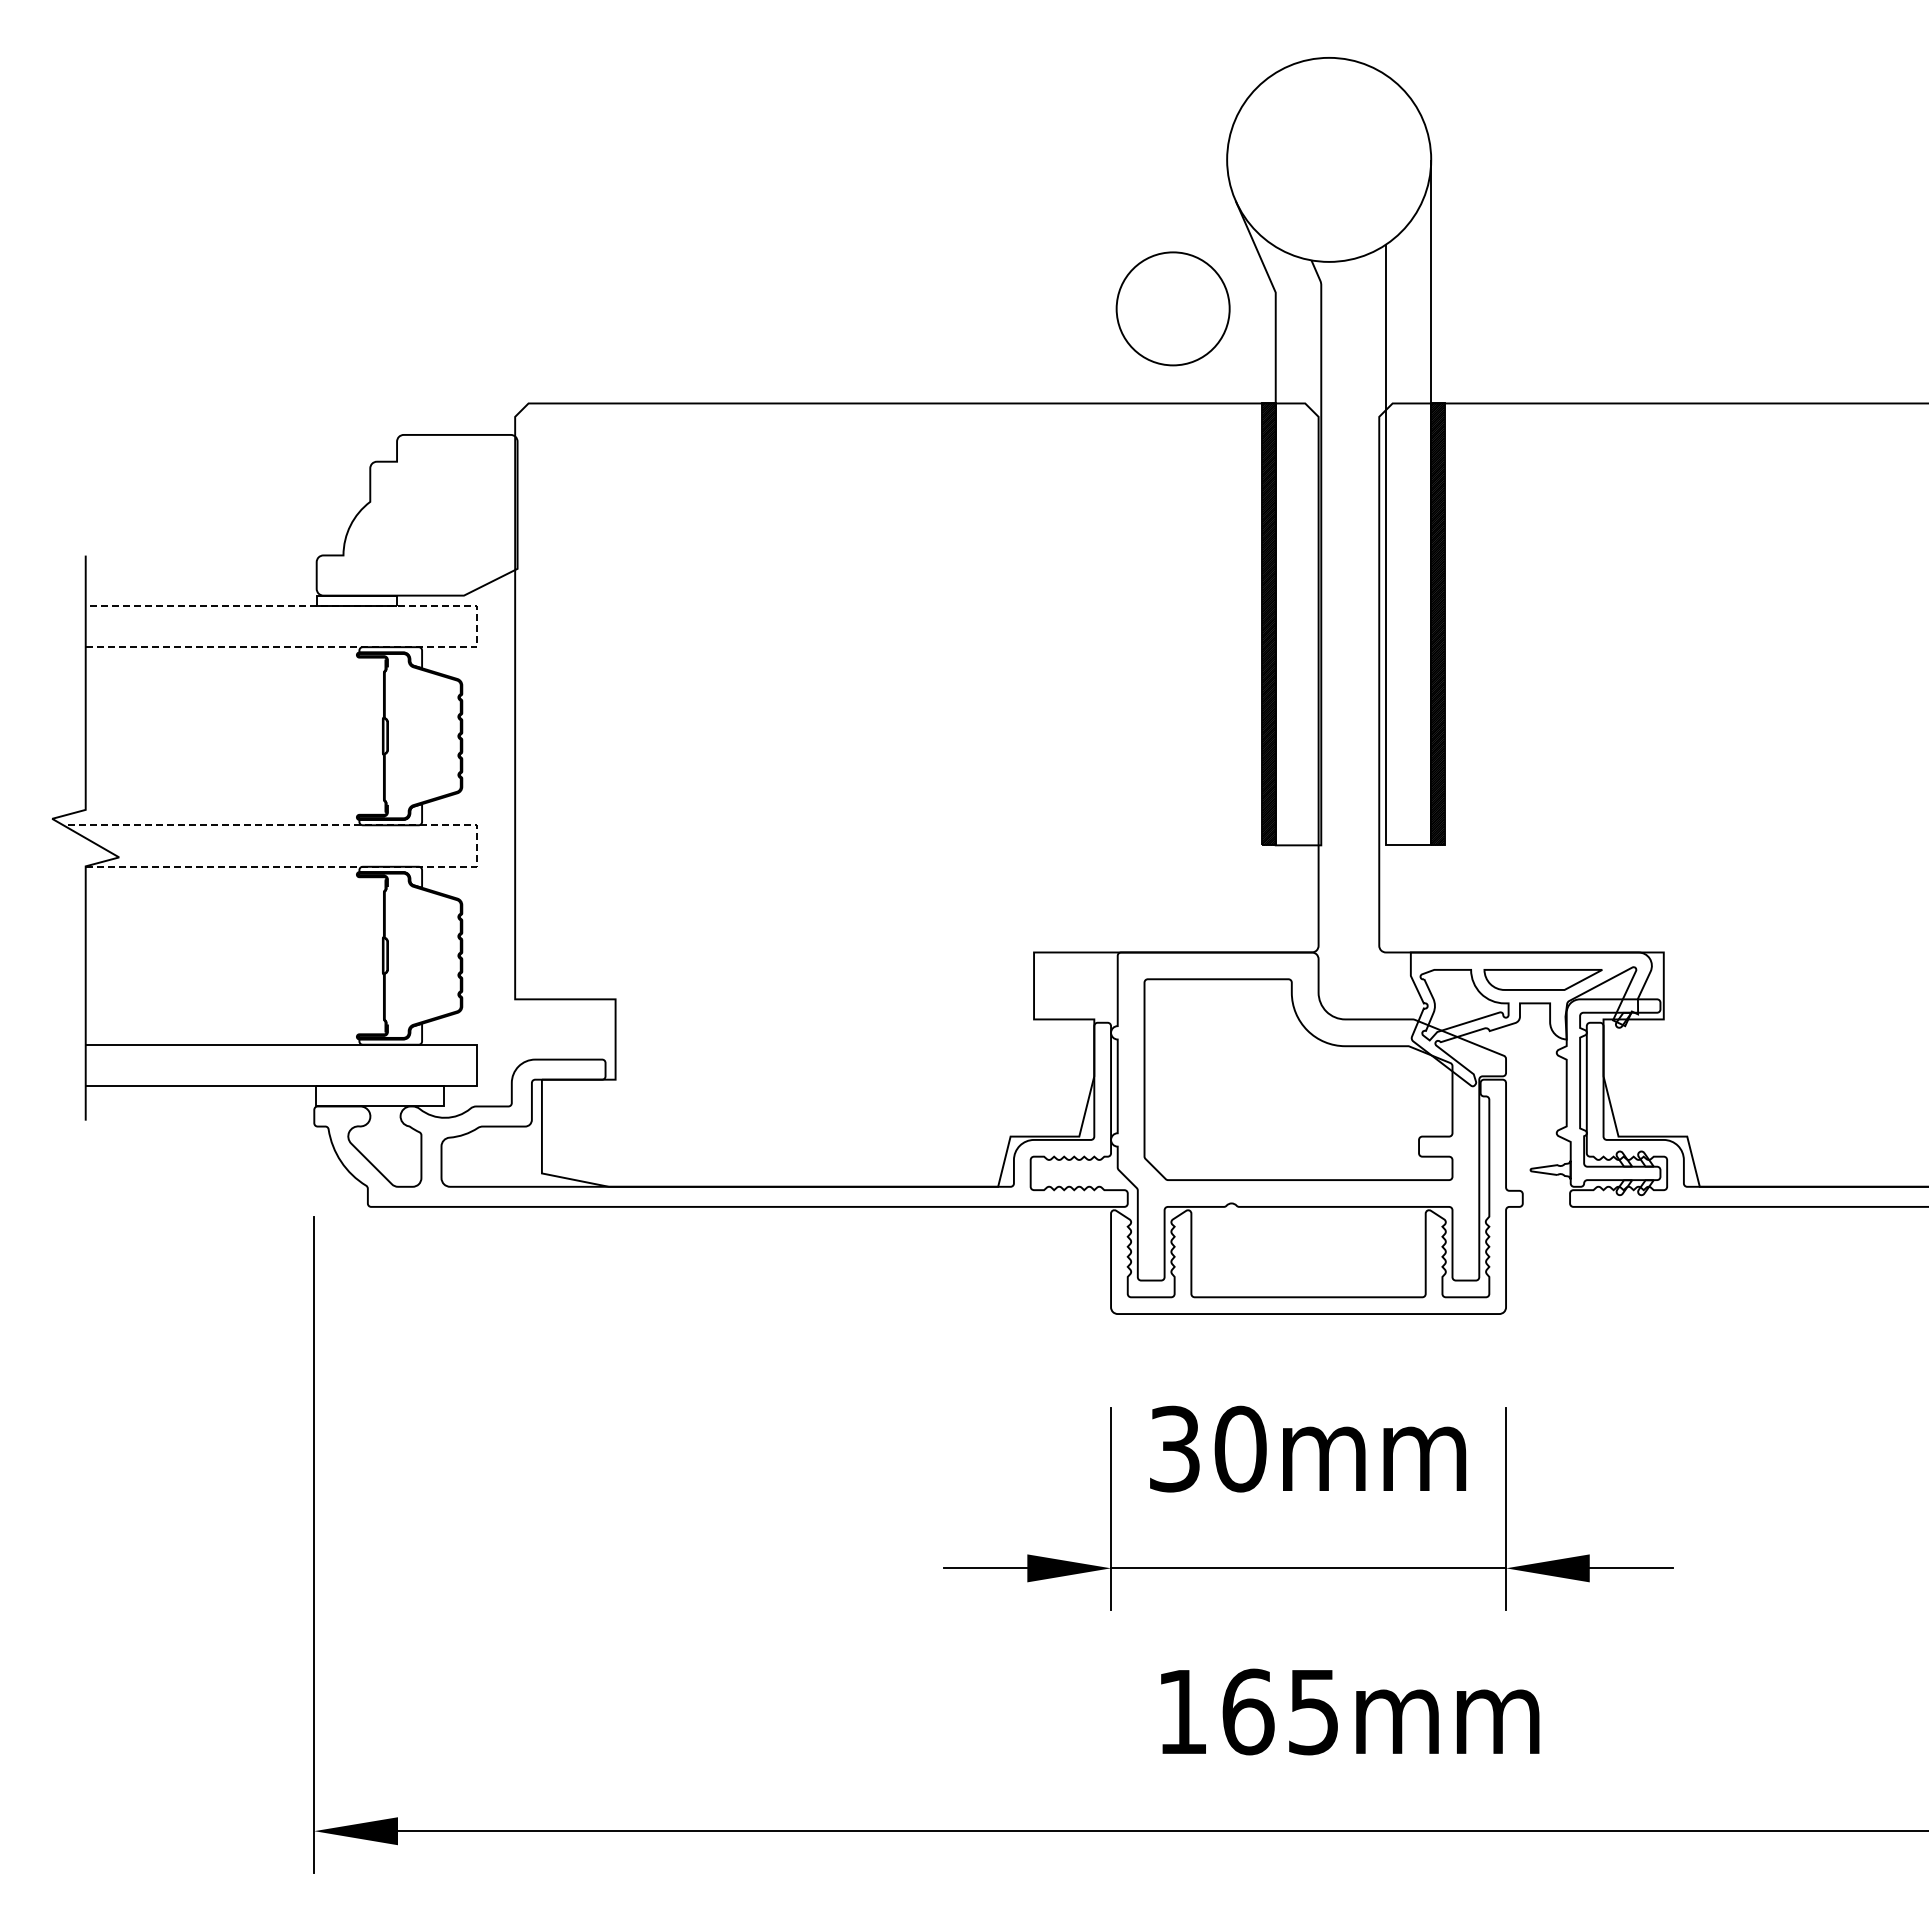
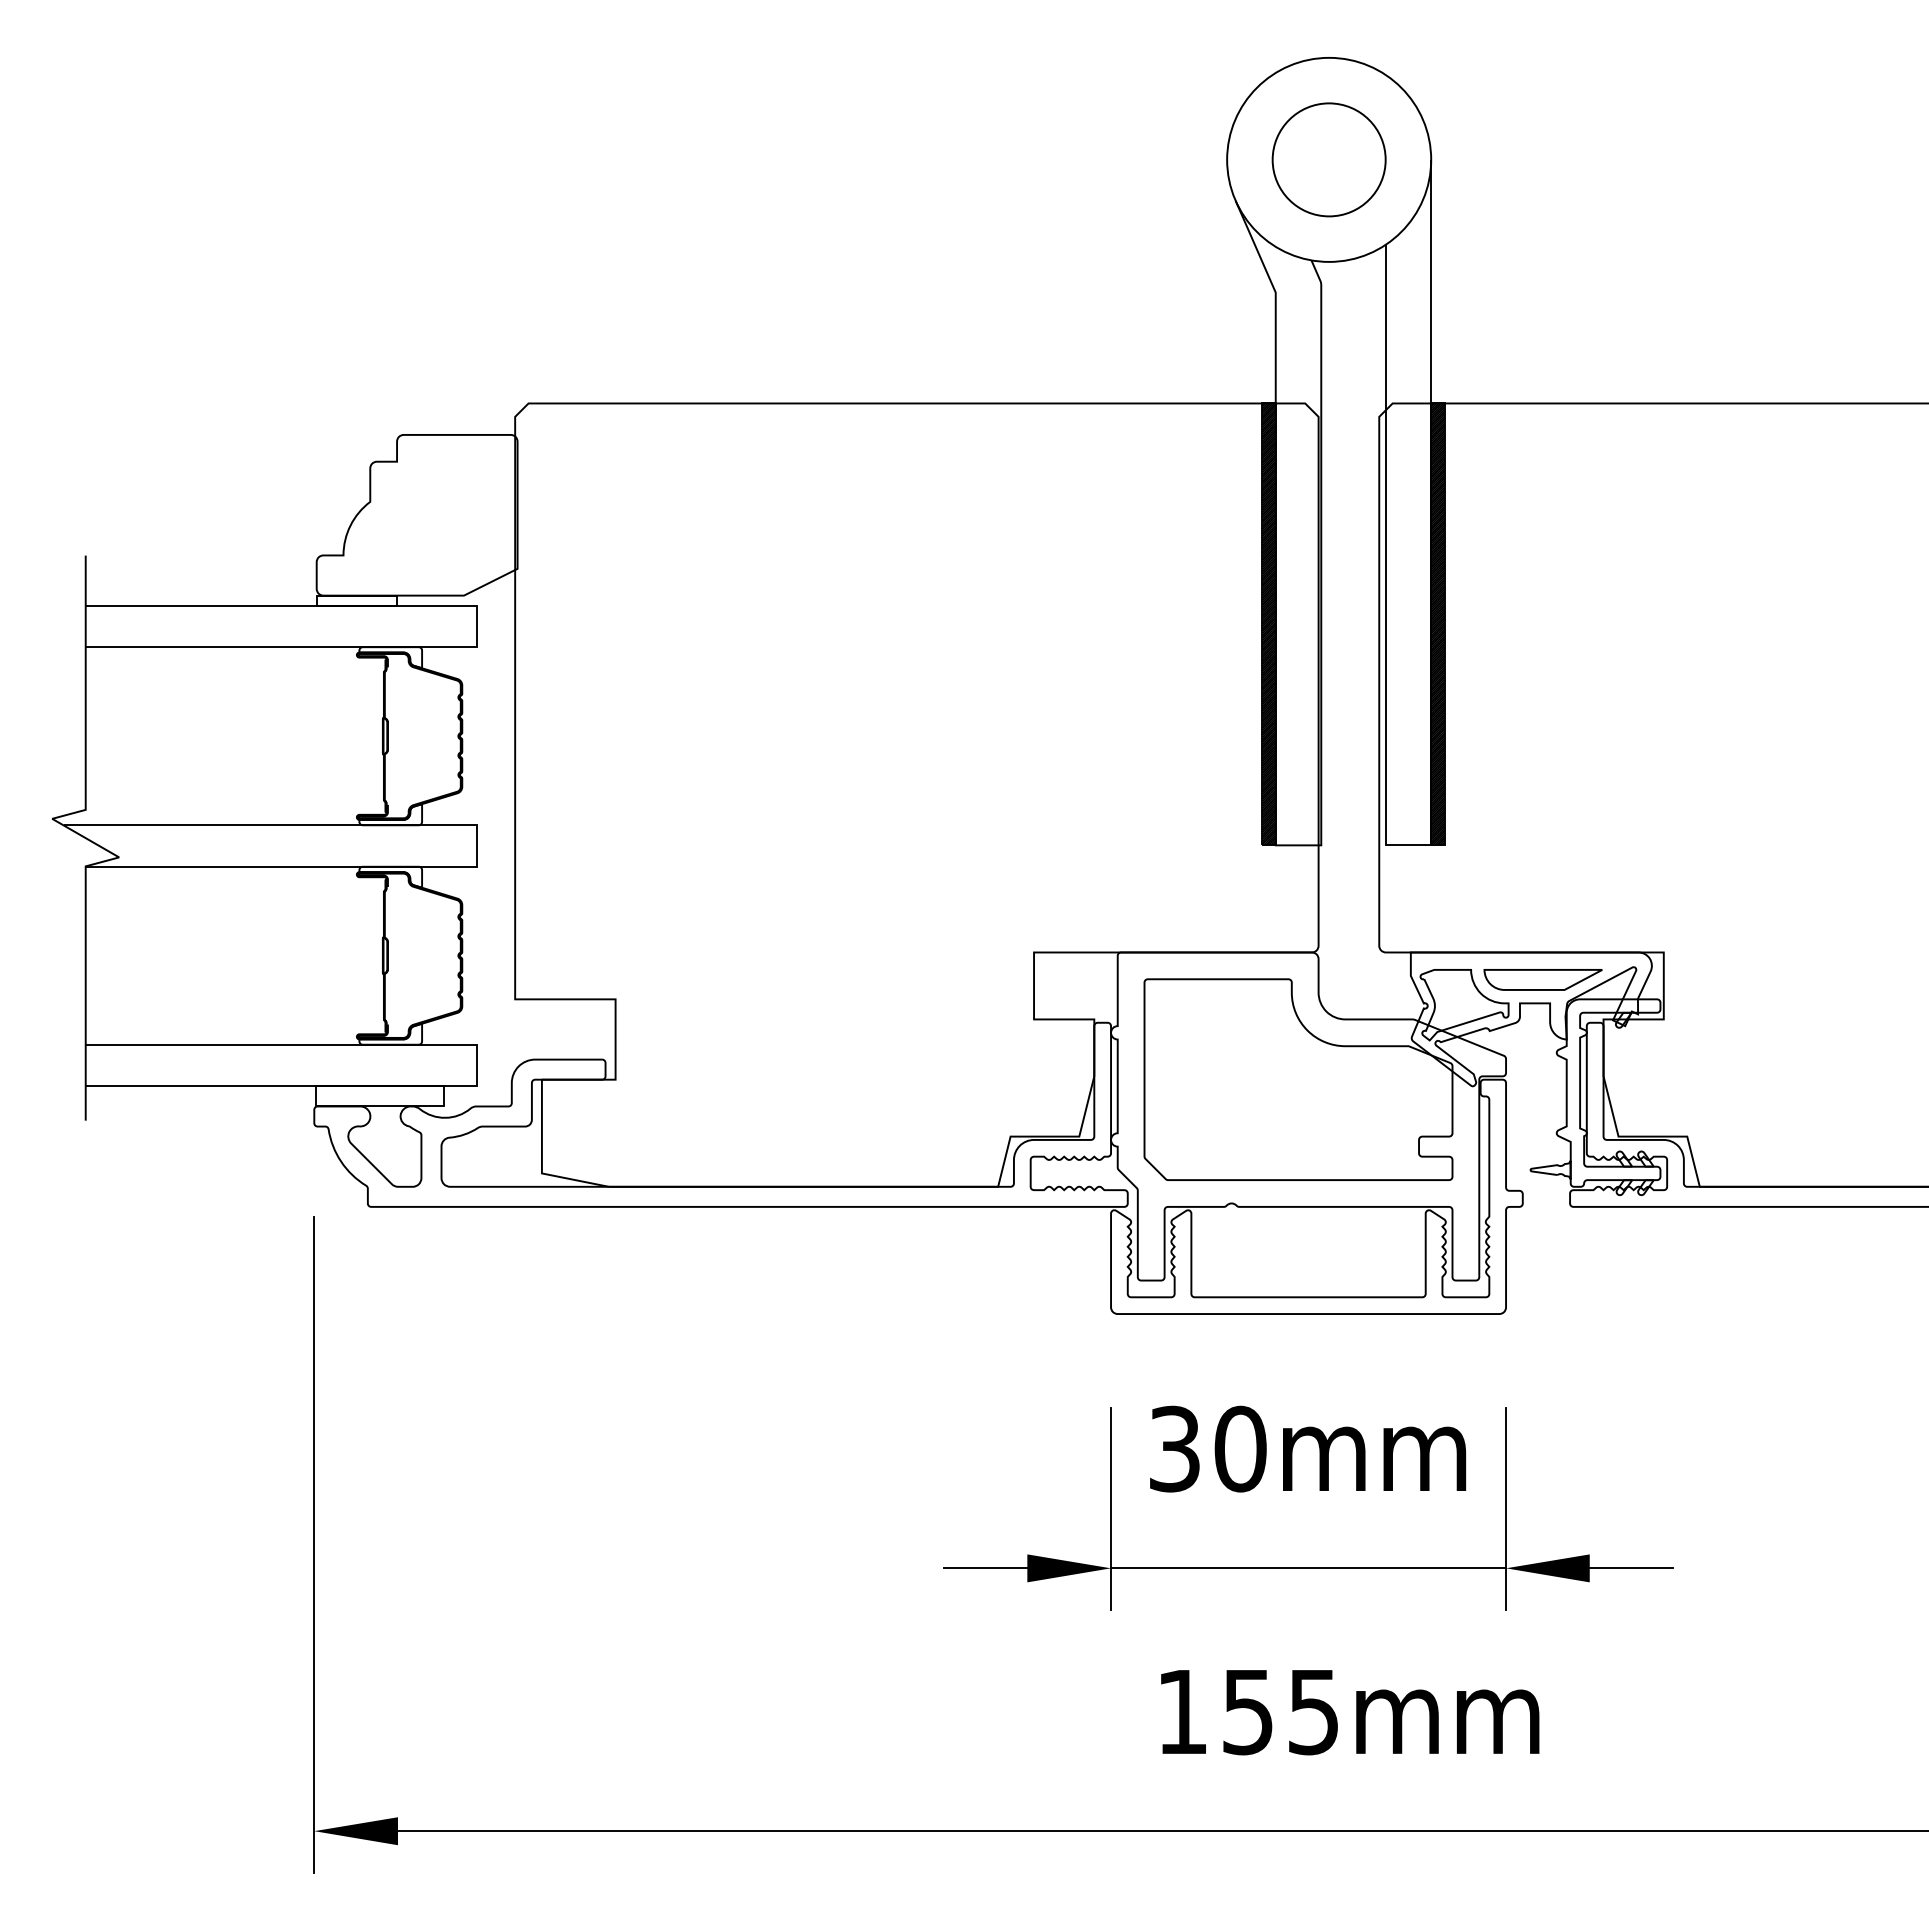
circle position: (1172, 308) -> (1328, 159) (1328, 159)
line: dashed -> solid (477, 626)
line: dashed -> solid (477, 835)
text: 165mm -> 155mm (1248, 1711)
